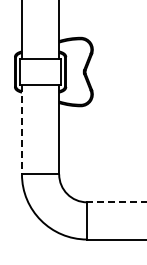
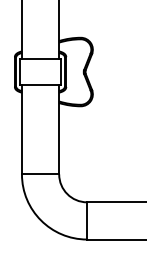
line: dashed -> solid (21, 129)
line: dashed -> solid (116, 202)
